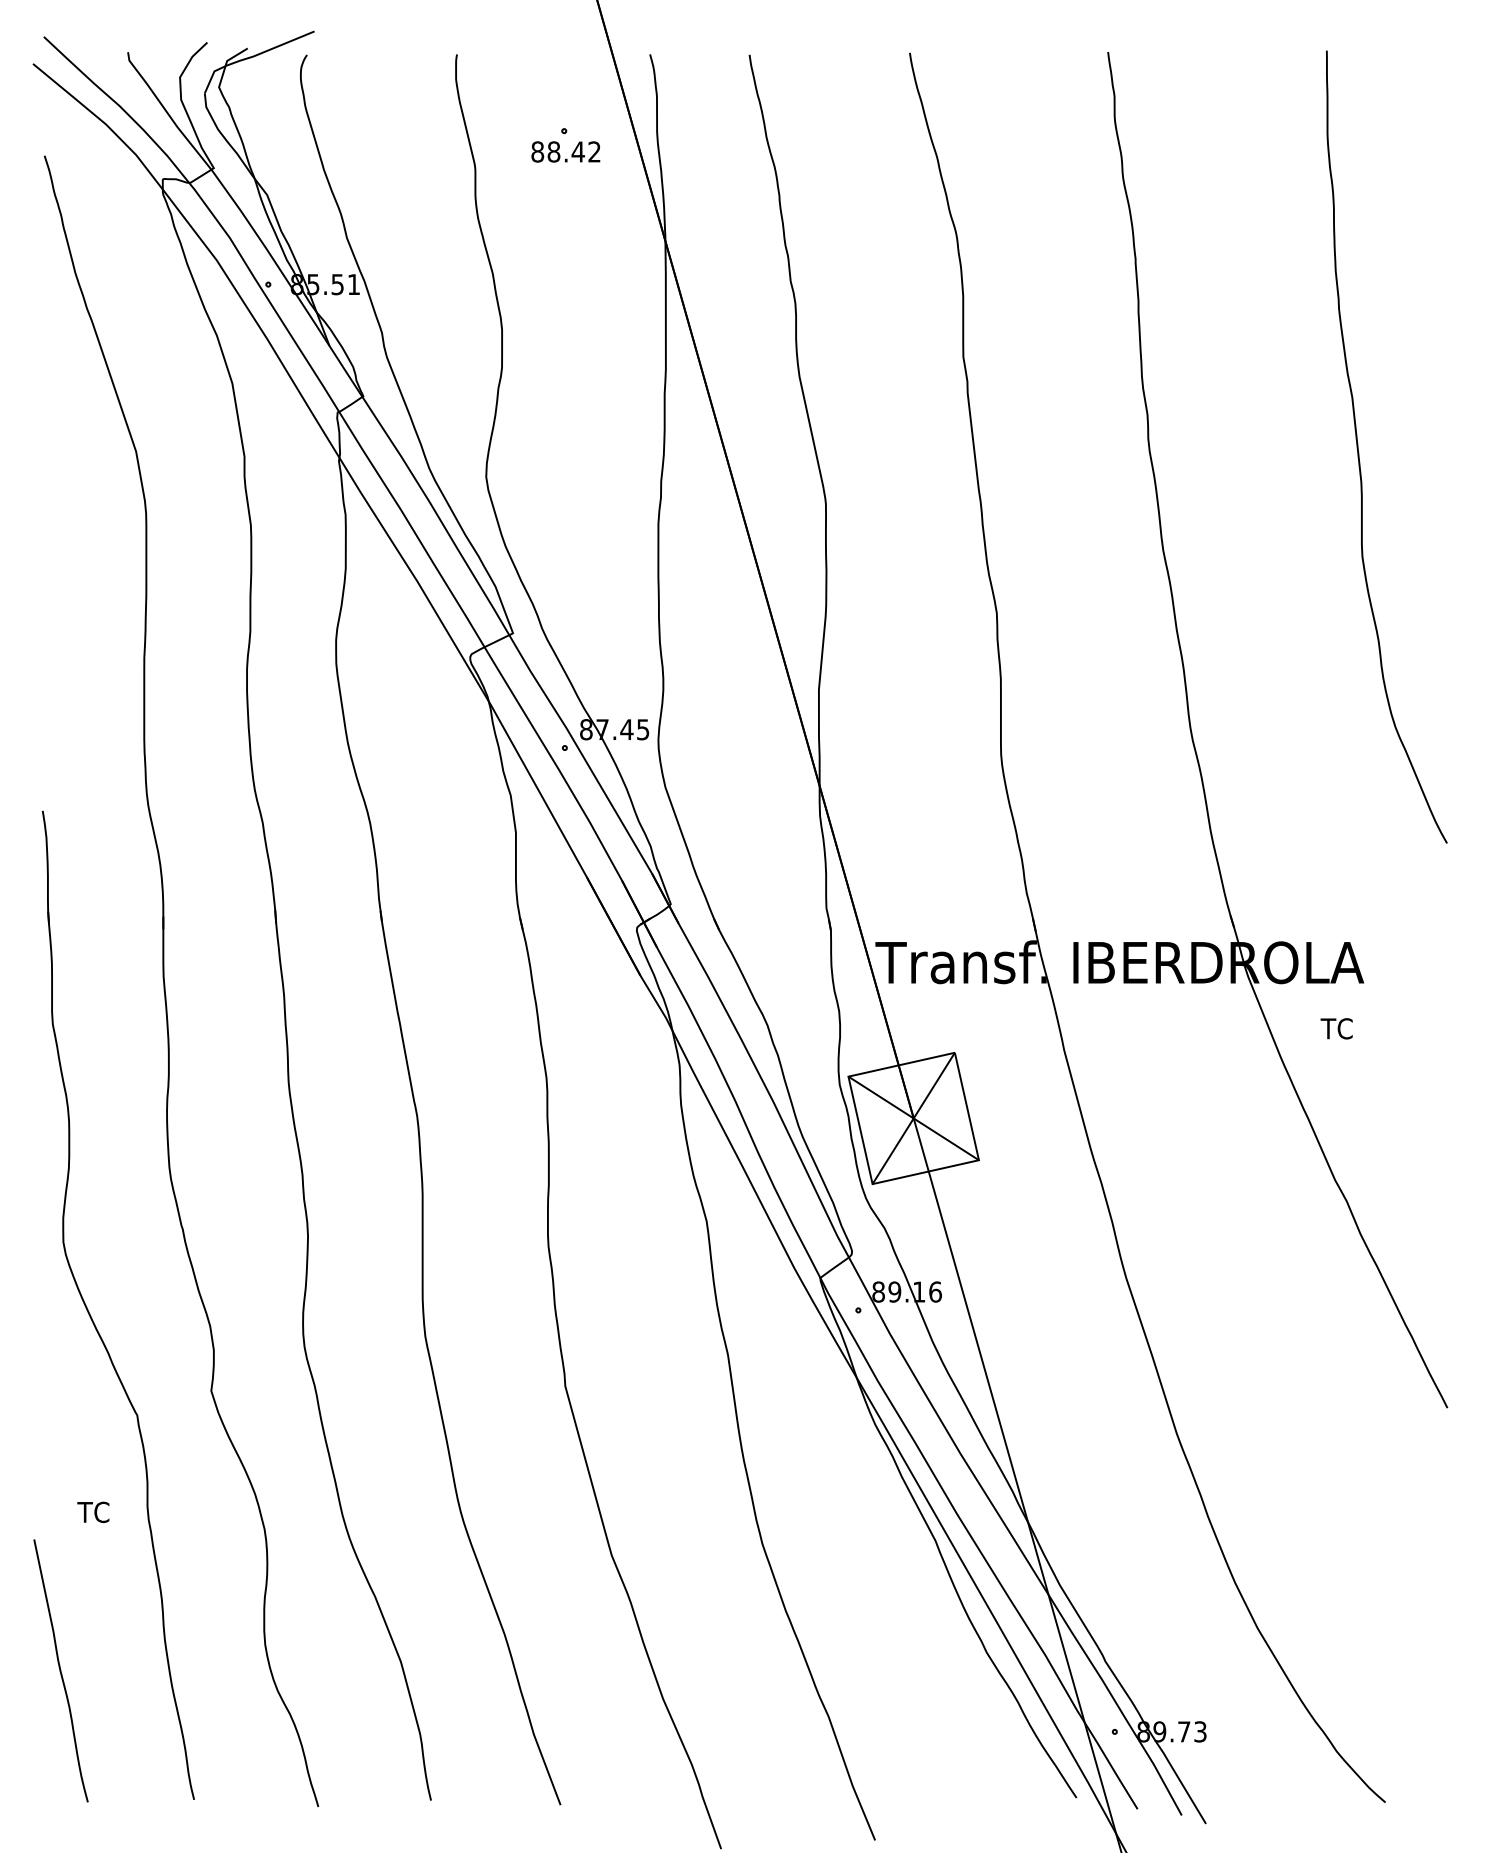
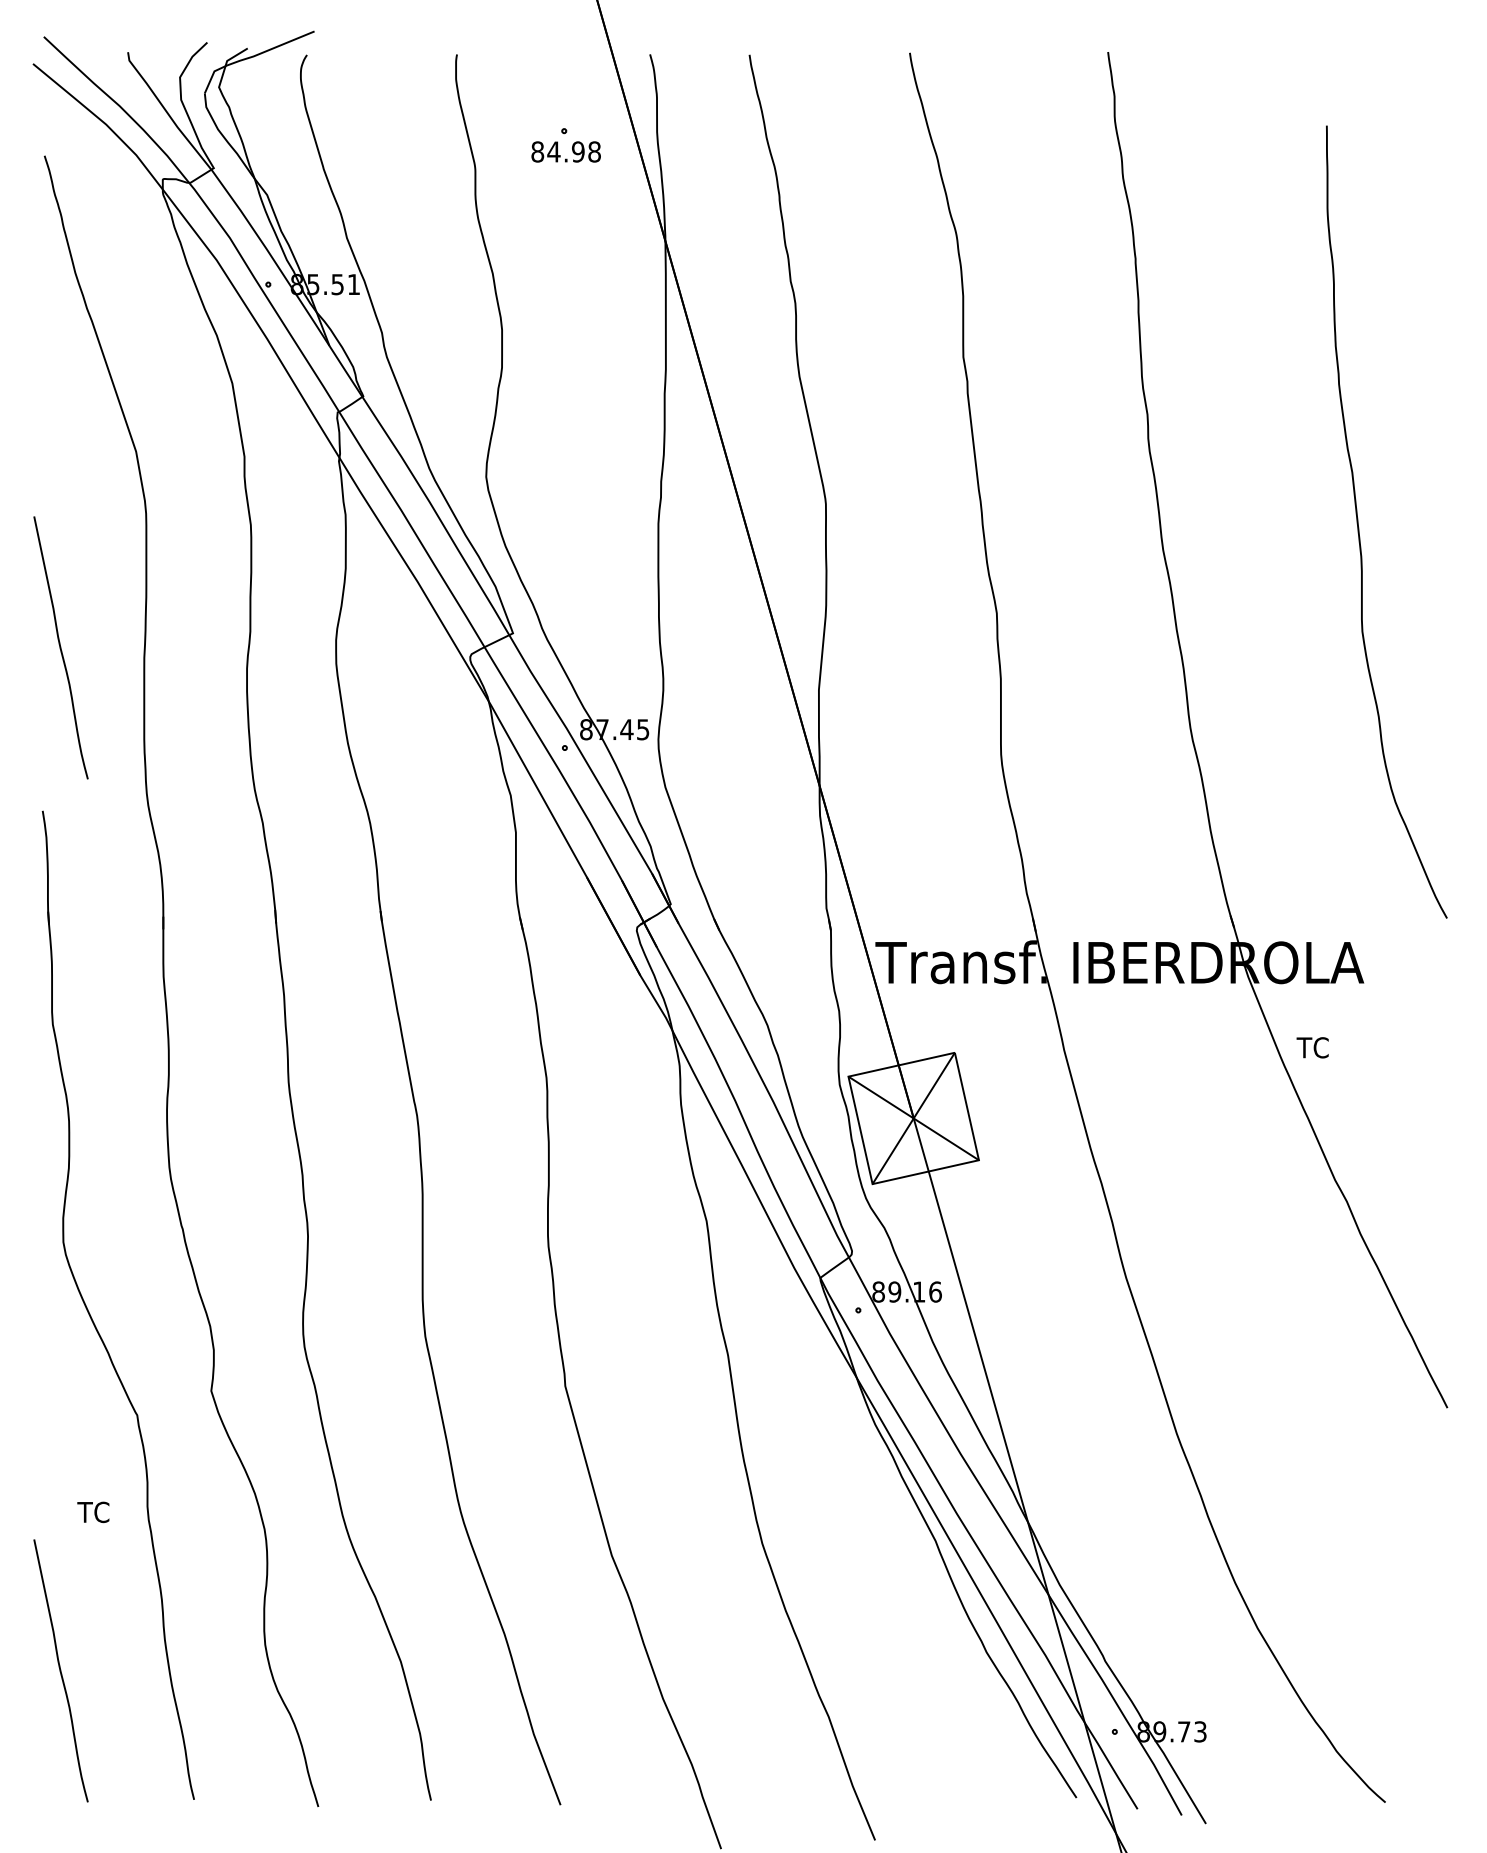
text: 88.42 -> 84.98 (573, 151)
curve position: (1359, 452) -> (1359, 527) (1359, 527)
curve: none -> present (60, 647)
text position: (1336, 1028) -> (1312, 1047) (1312, 1047)
